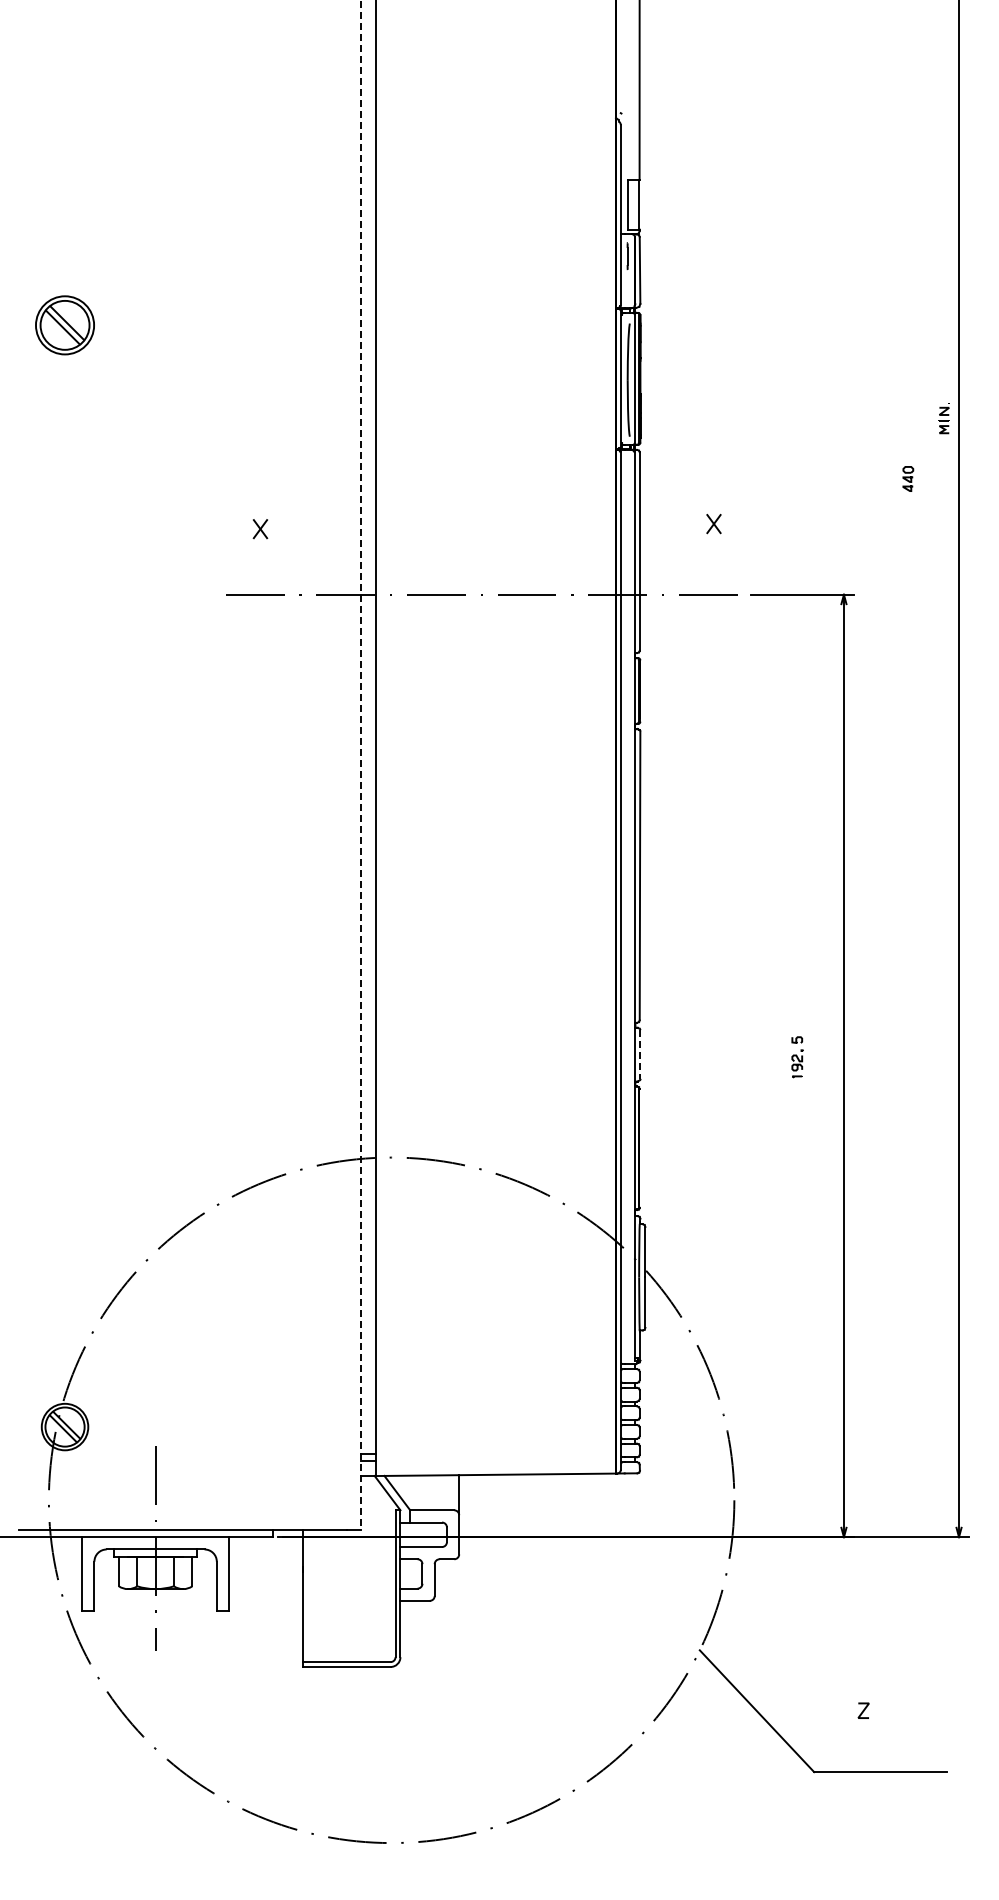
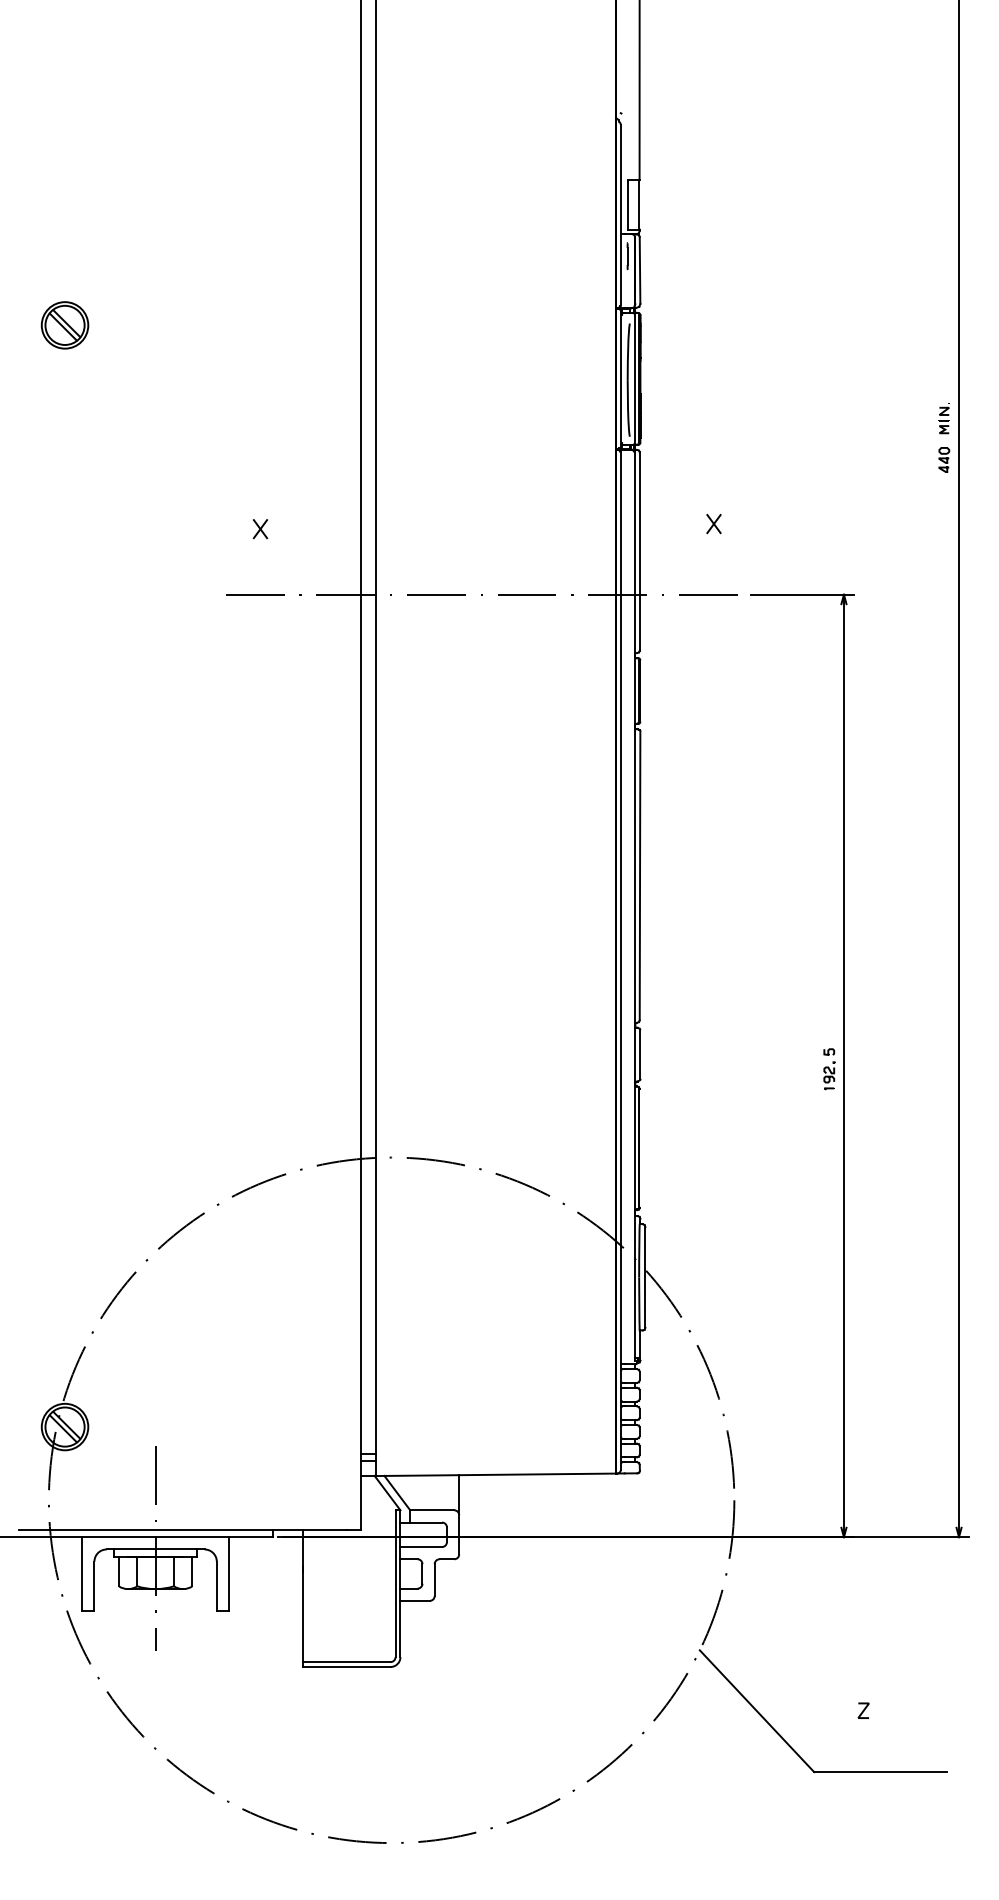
part size: 60x61 px -> 50x49 px (64, 325)
part position: (908, 478) -> (944, 459) (944, 459)
line: dashed -> solid (361, 765)
line: dashed -> solid (640, 1055)
part position: (797, 1057) -> (829, 1069) (829, 1069)
